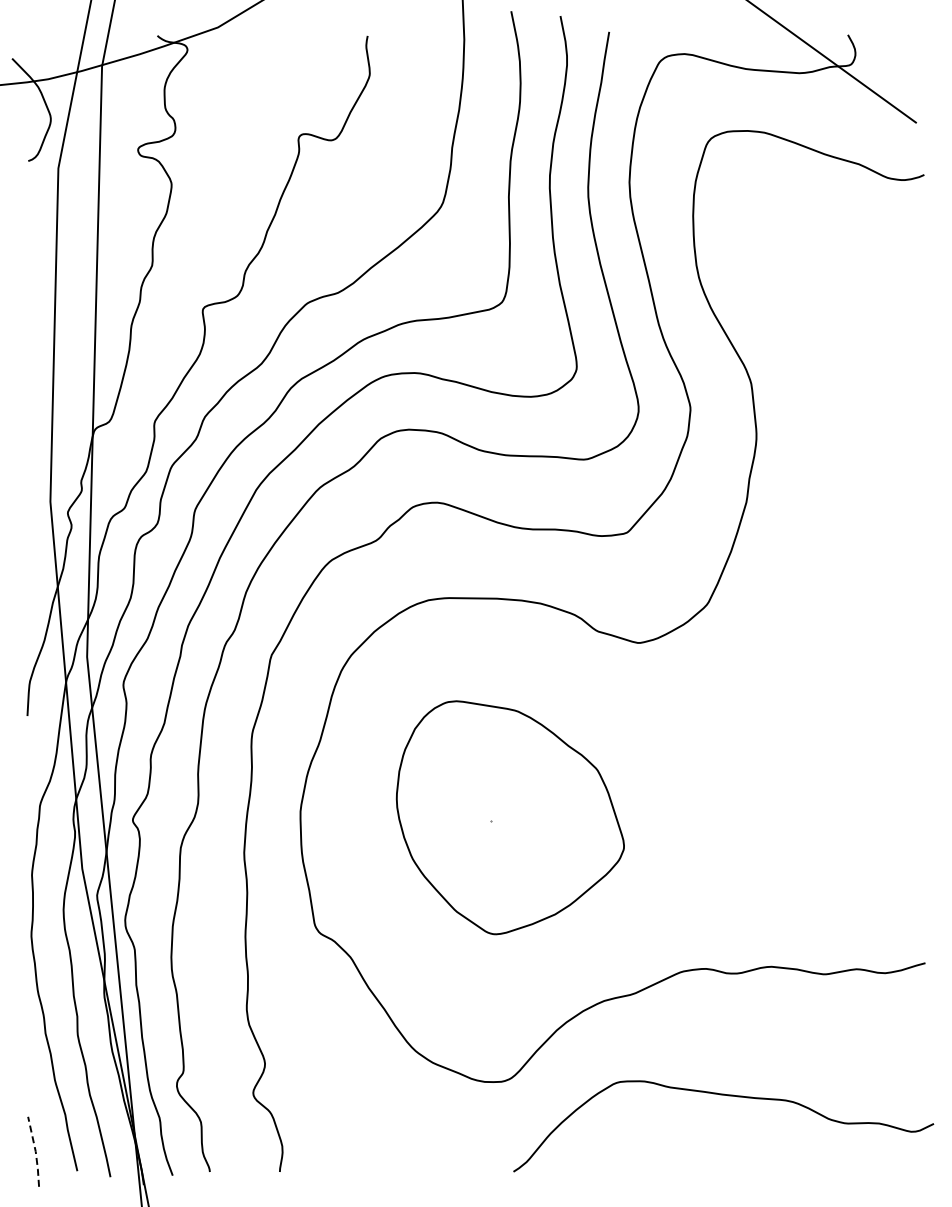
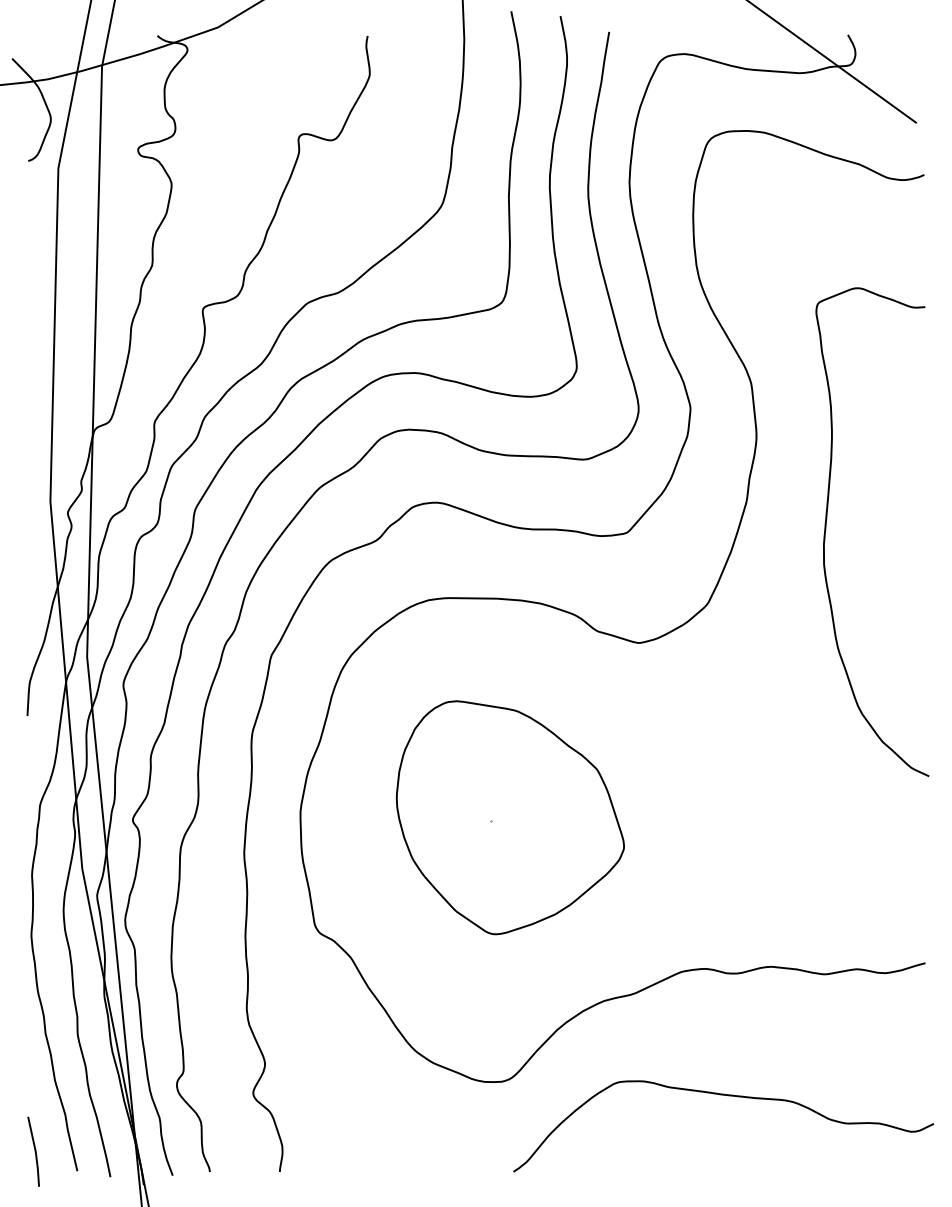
curve: none -> present (826, 530)
line: dashed -> solid (35, 1151)
